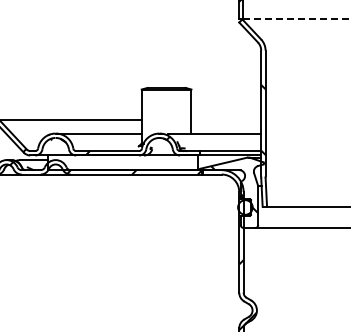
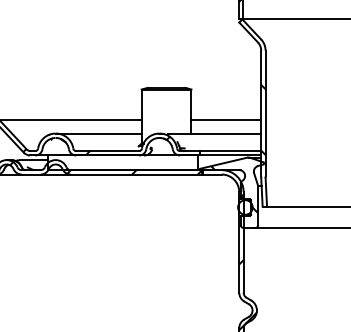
line: dashed -> solid (296, 19)
line: none -> present (226, 120)
